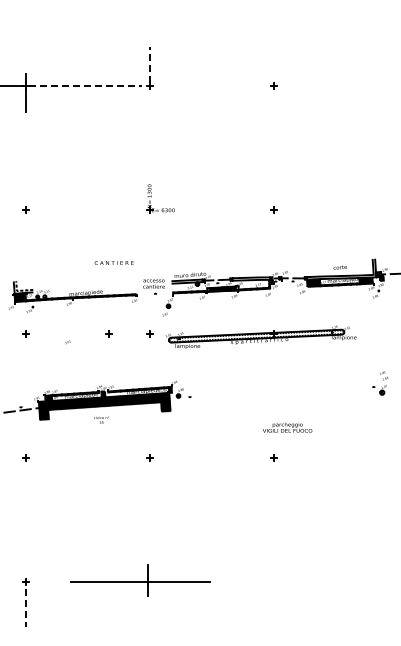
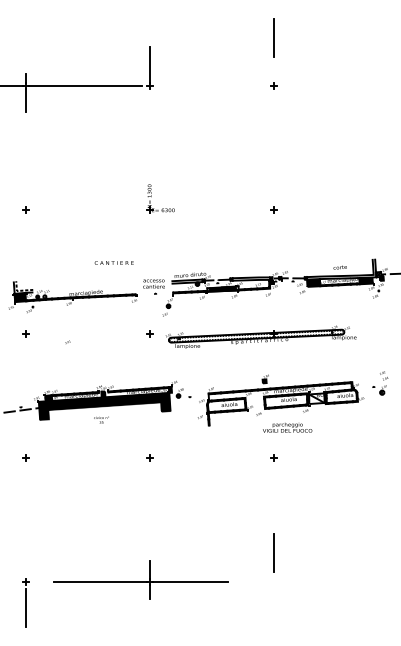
line: none -> present (273, 38)
line: dashed -> solid (149, 64)
line: dashed -> solid (85, 86)
part: present -> none (108, 333)
part: none -> present (280, 400)
line: none -> present (273, 552)
part size: 141x33 px -> 176x40 px (140, 579)
line: dashed -> solid (25, 608)
